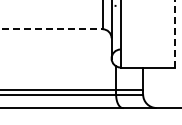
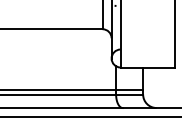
line: dashed -> solid (51, 29)
line: dashed -> solid (174, 33)
line: none -> present (90, 116)
